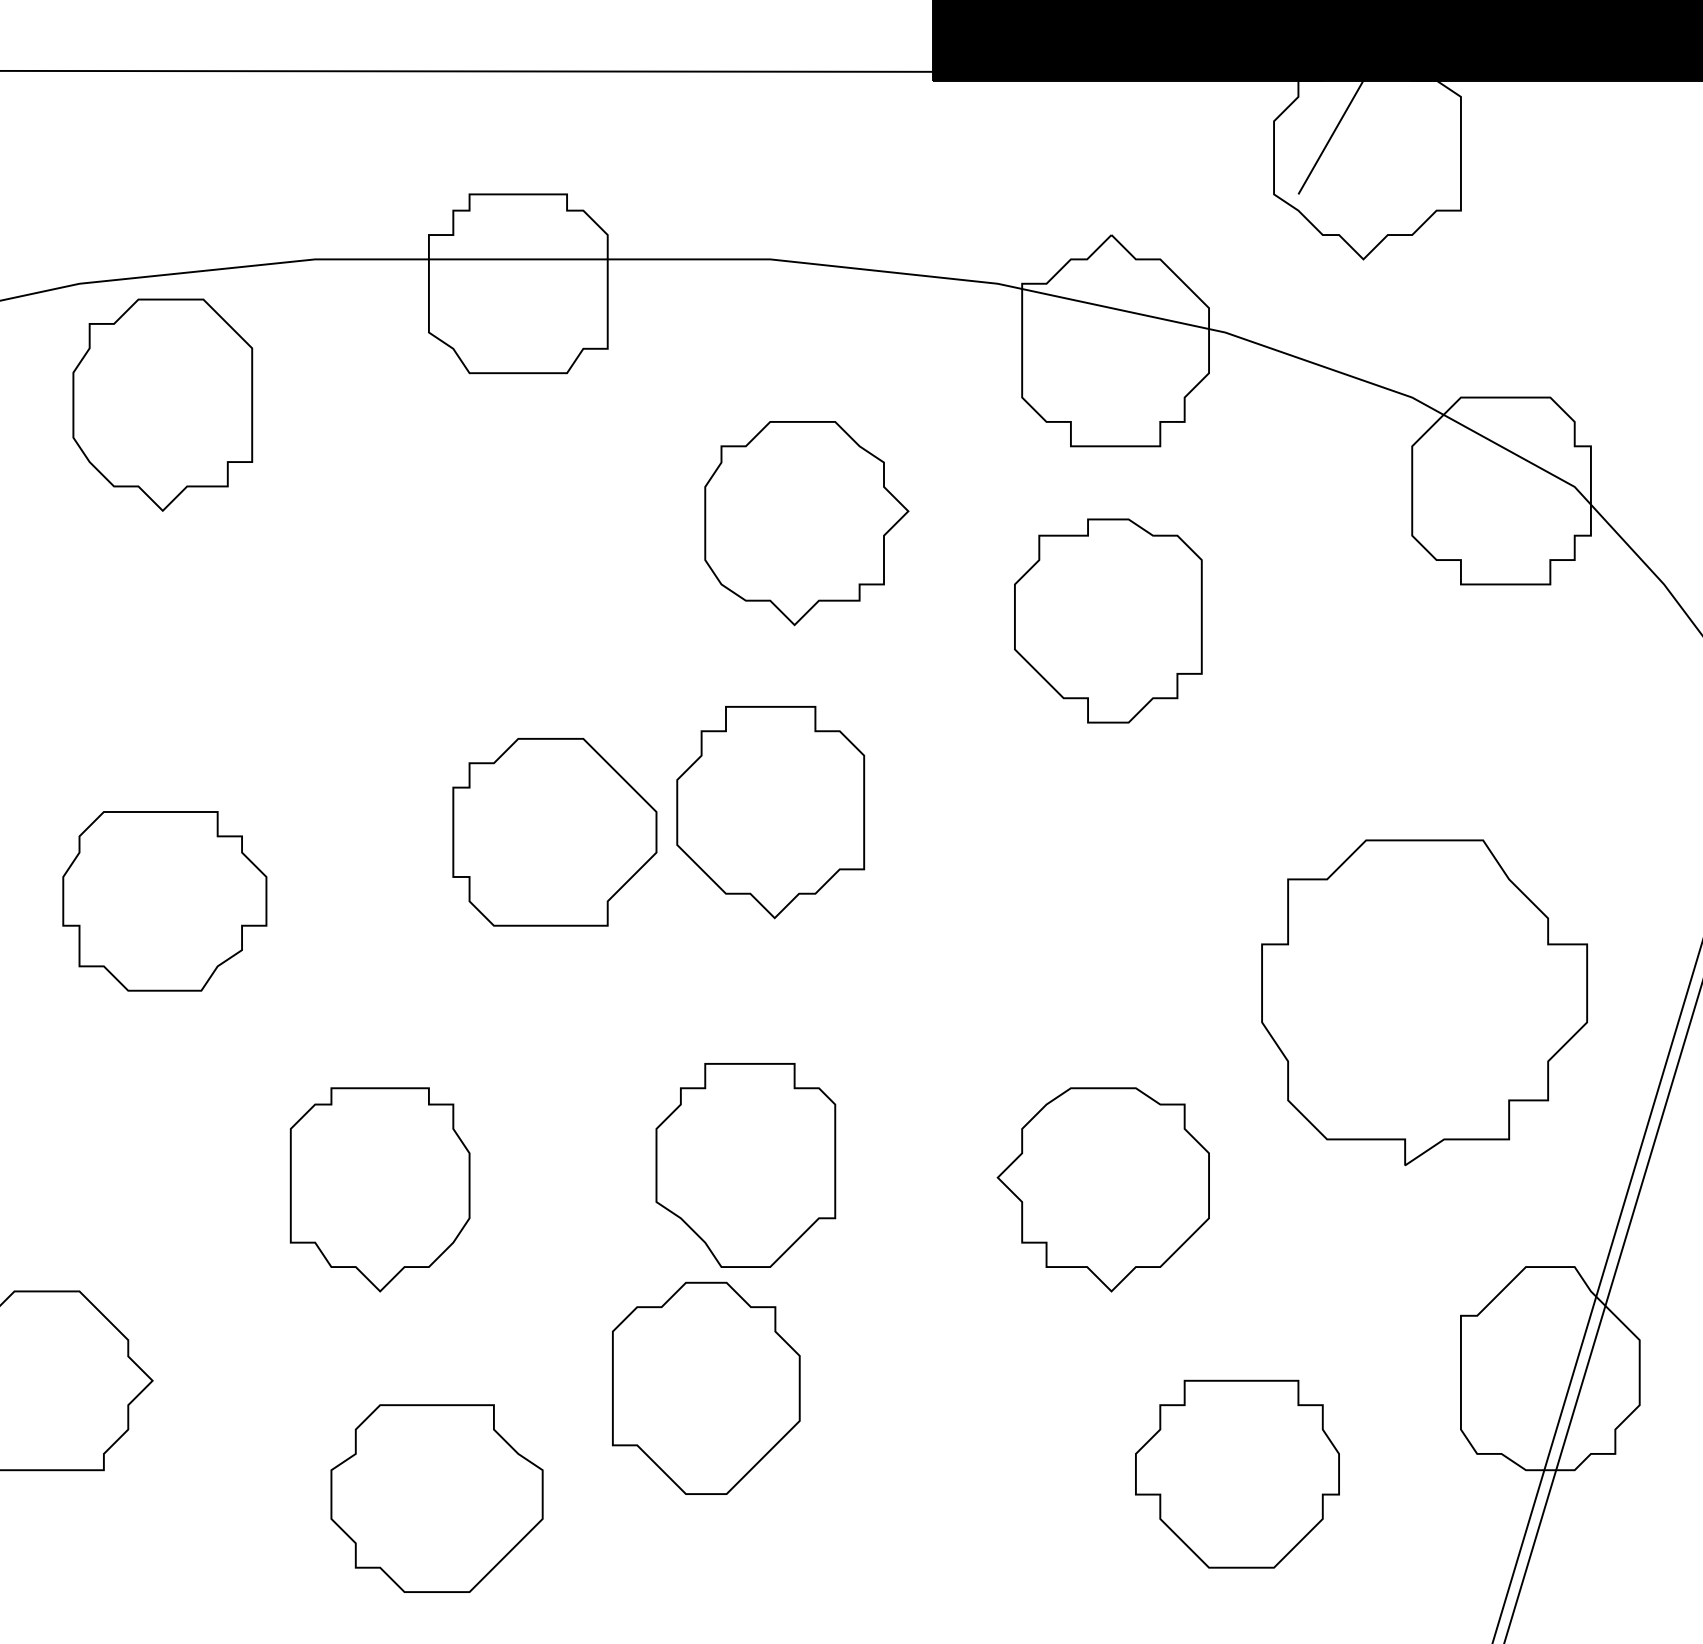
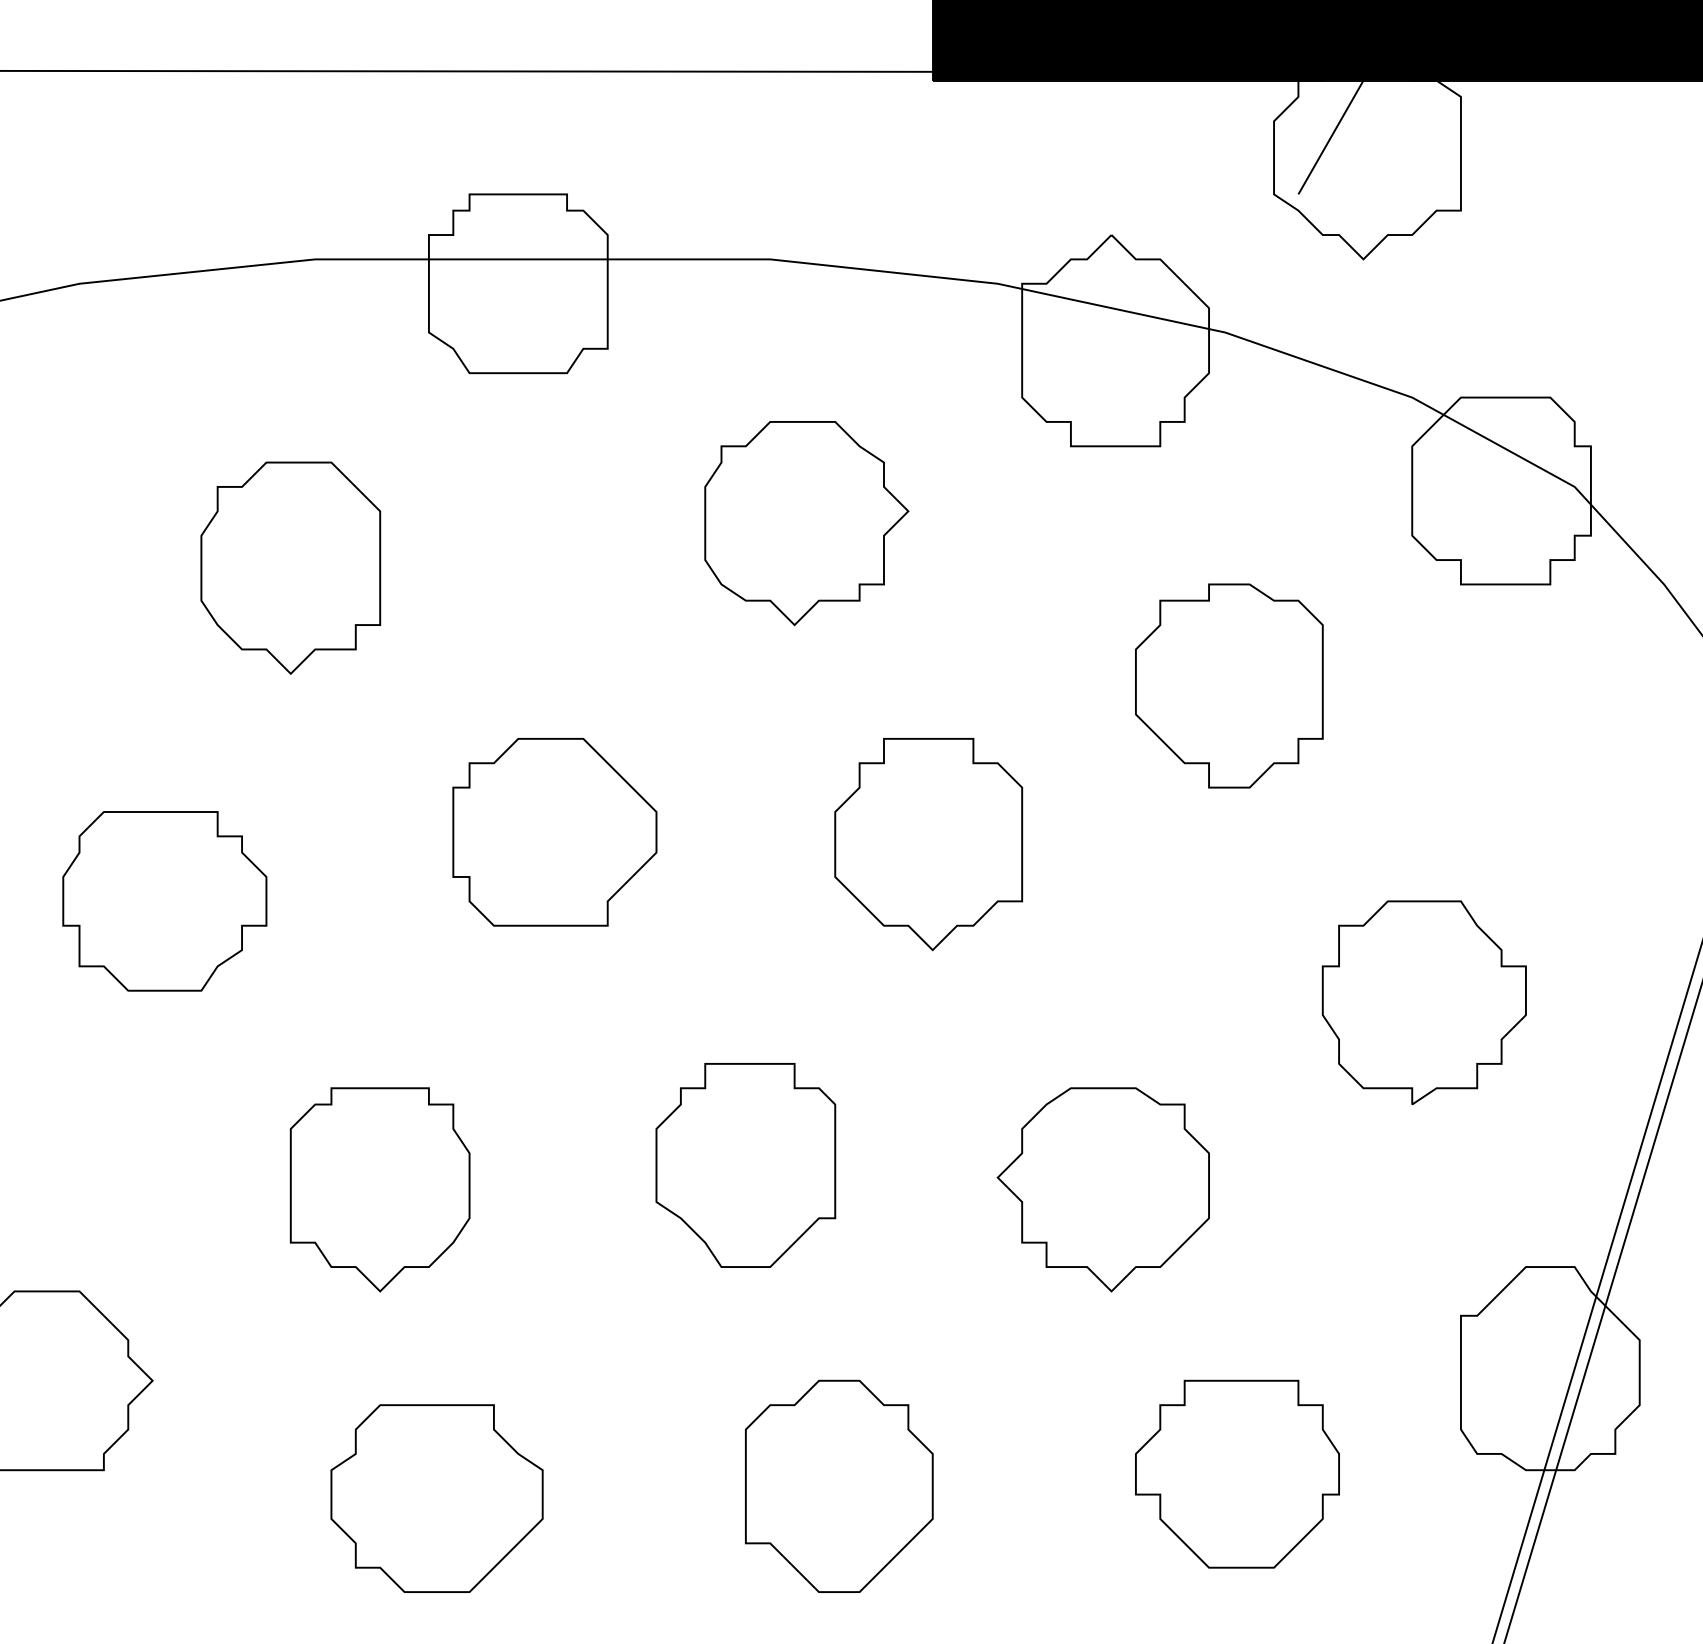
part position: (162, 404) -> (290, 567) (290, 567)
part position: (1108, 620) -> (1229, 685) (1229, 685)
part position: (770, 812) -> (928, 844) (928, 844)
part size: 327x327 px -> 206x206 px (1423, 1002)
part position: (706, 1387) -> (839, 1485) (839, 1485)
